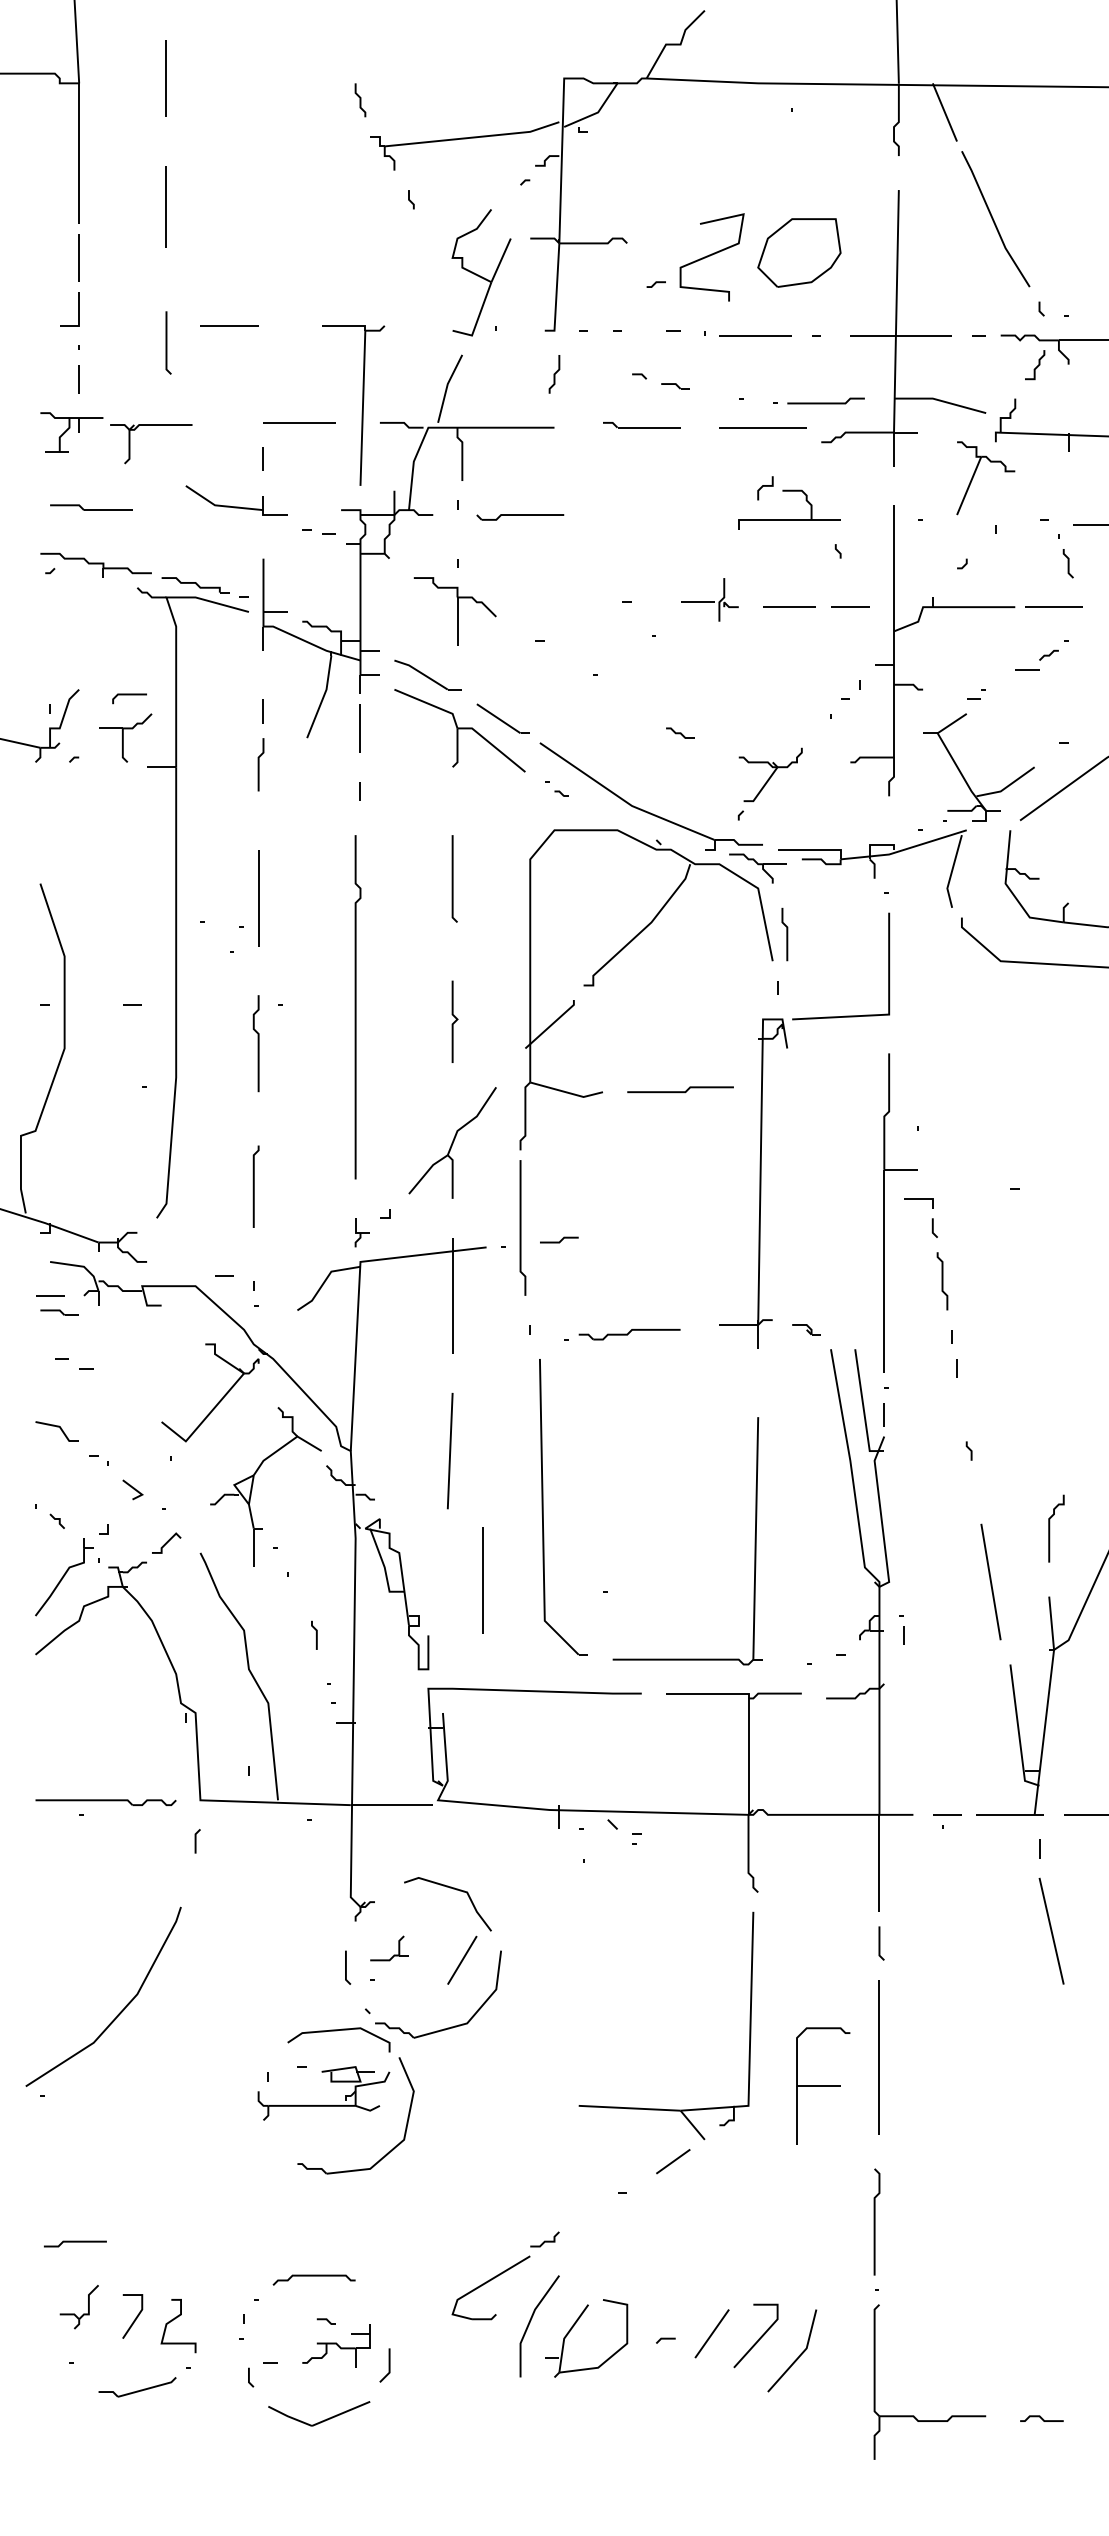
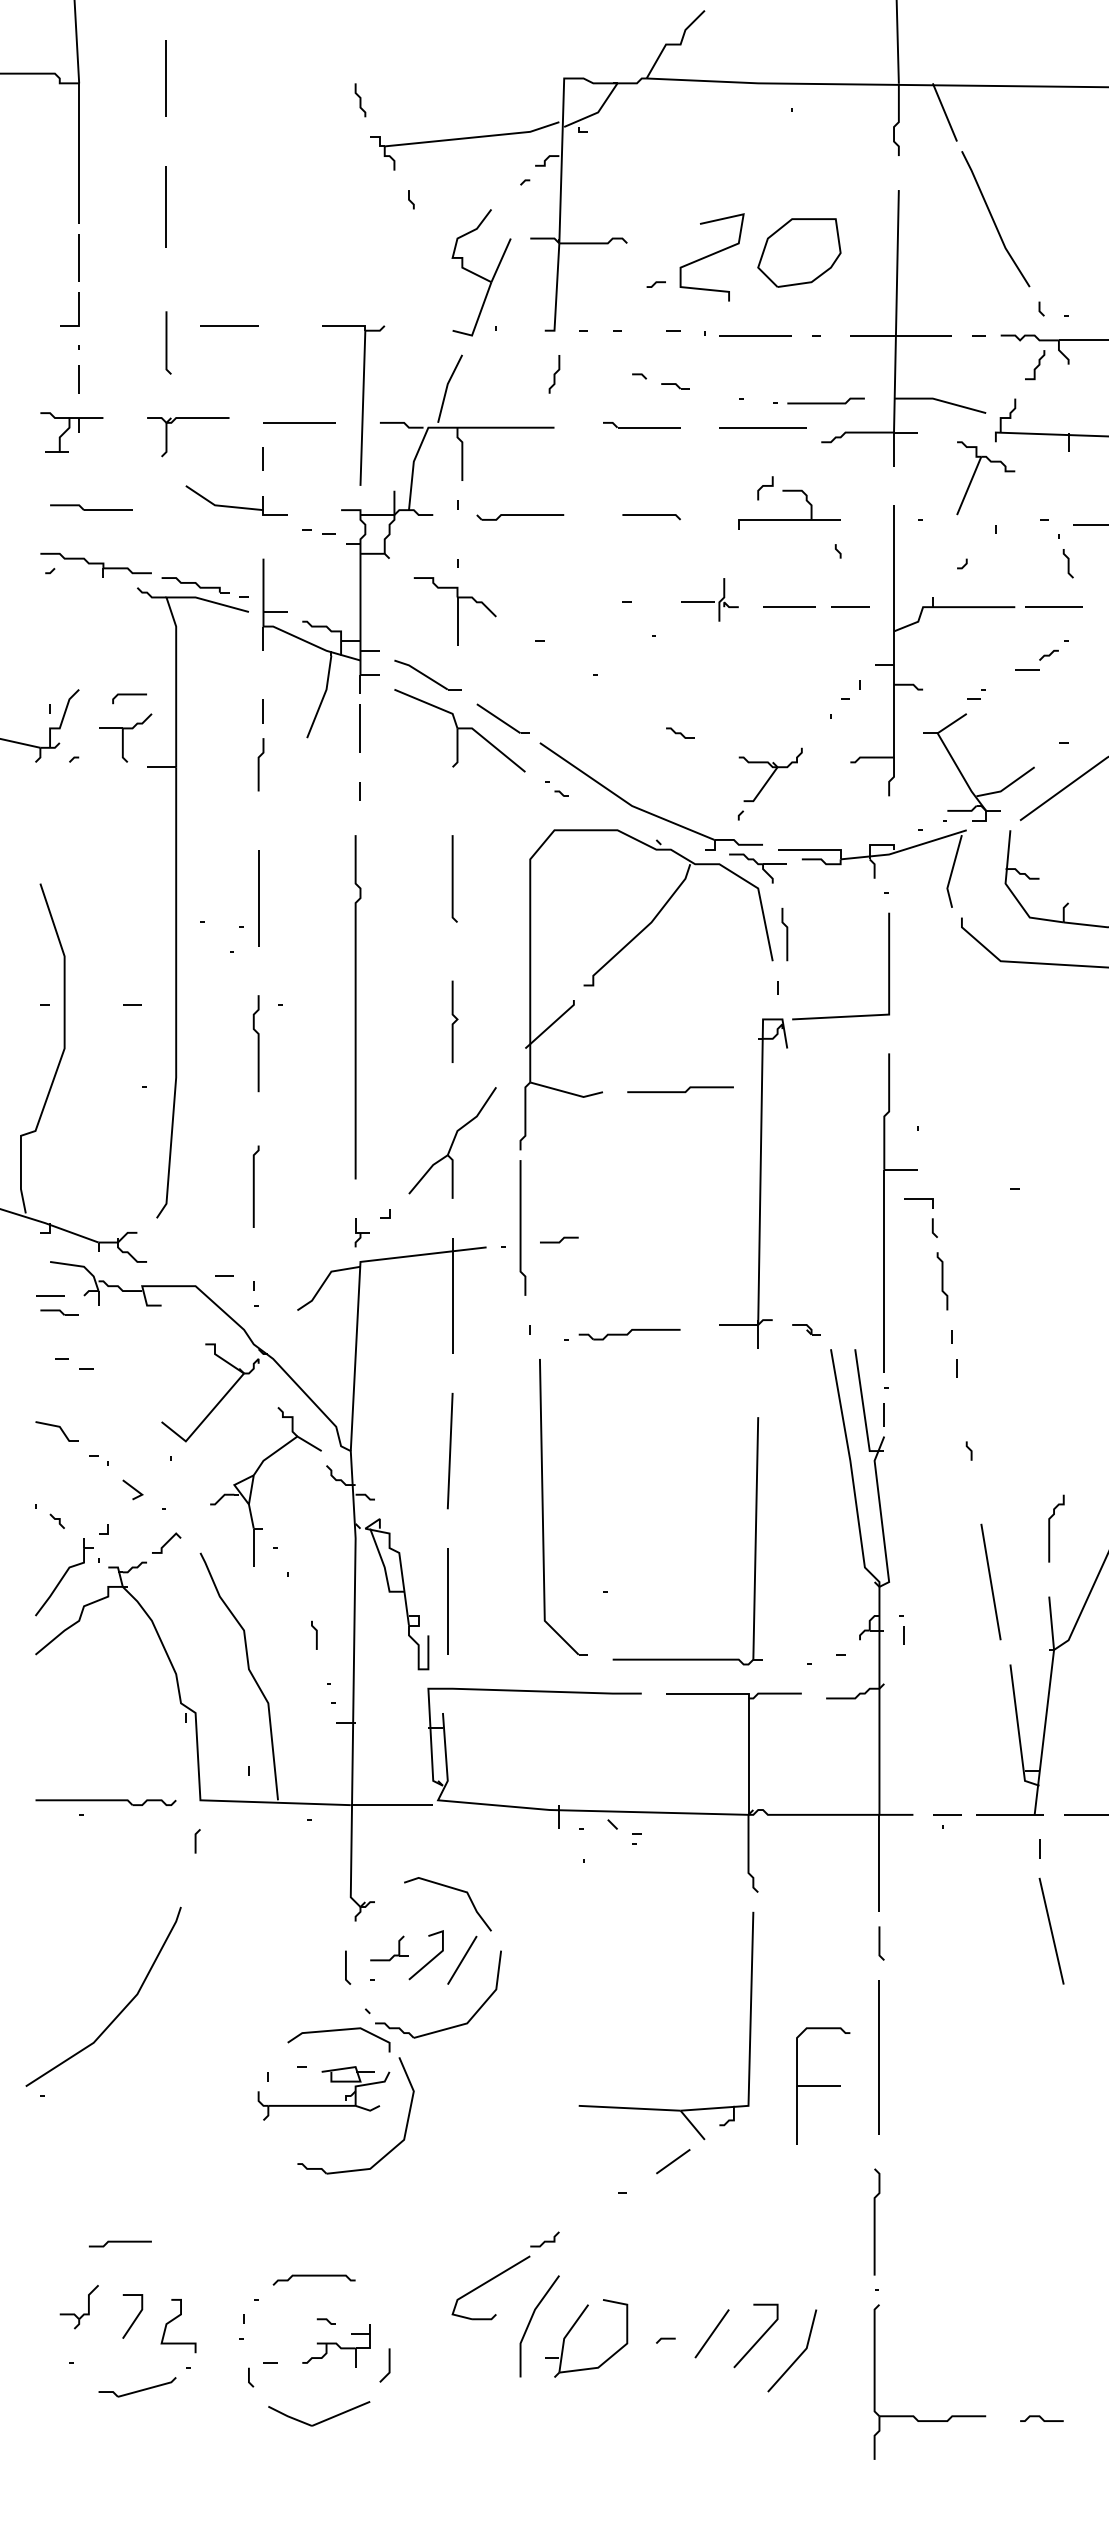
part position: (151, 425) -> (188, 418) (188, 418)
line: none -> present (651, 515)
line position: (482, 1580) -> (447, 1601) (447, 1601)
line: none -> present (429, 1960)
line position: (75, 2242) -> (120, 2242) (120, 2242)
